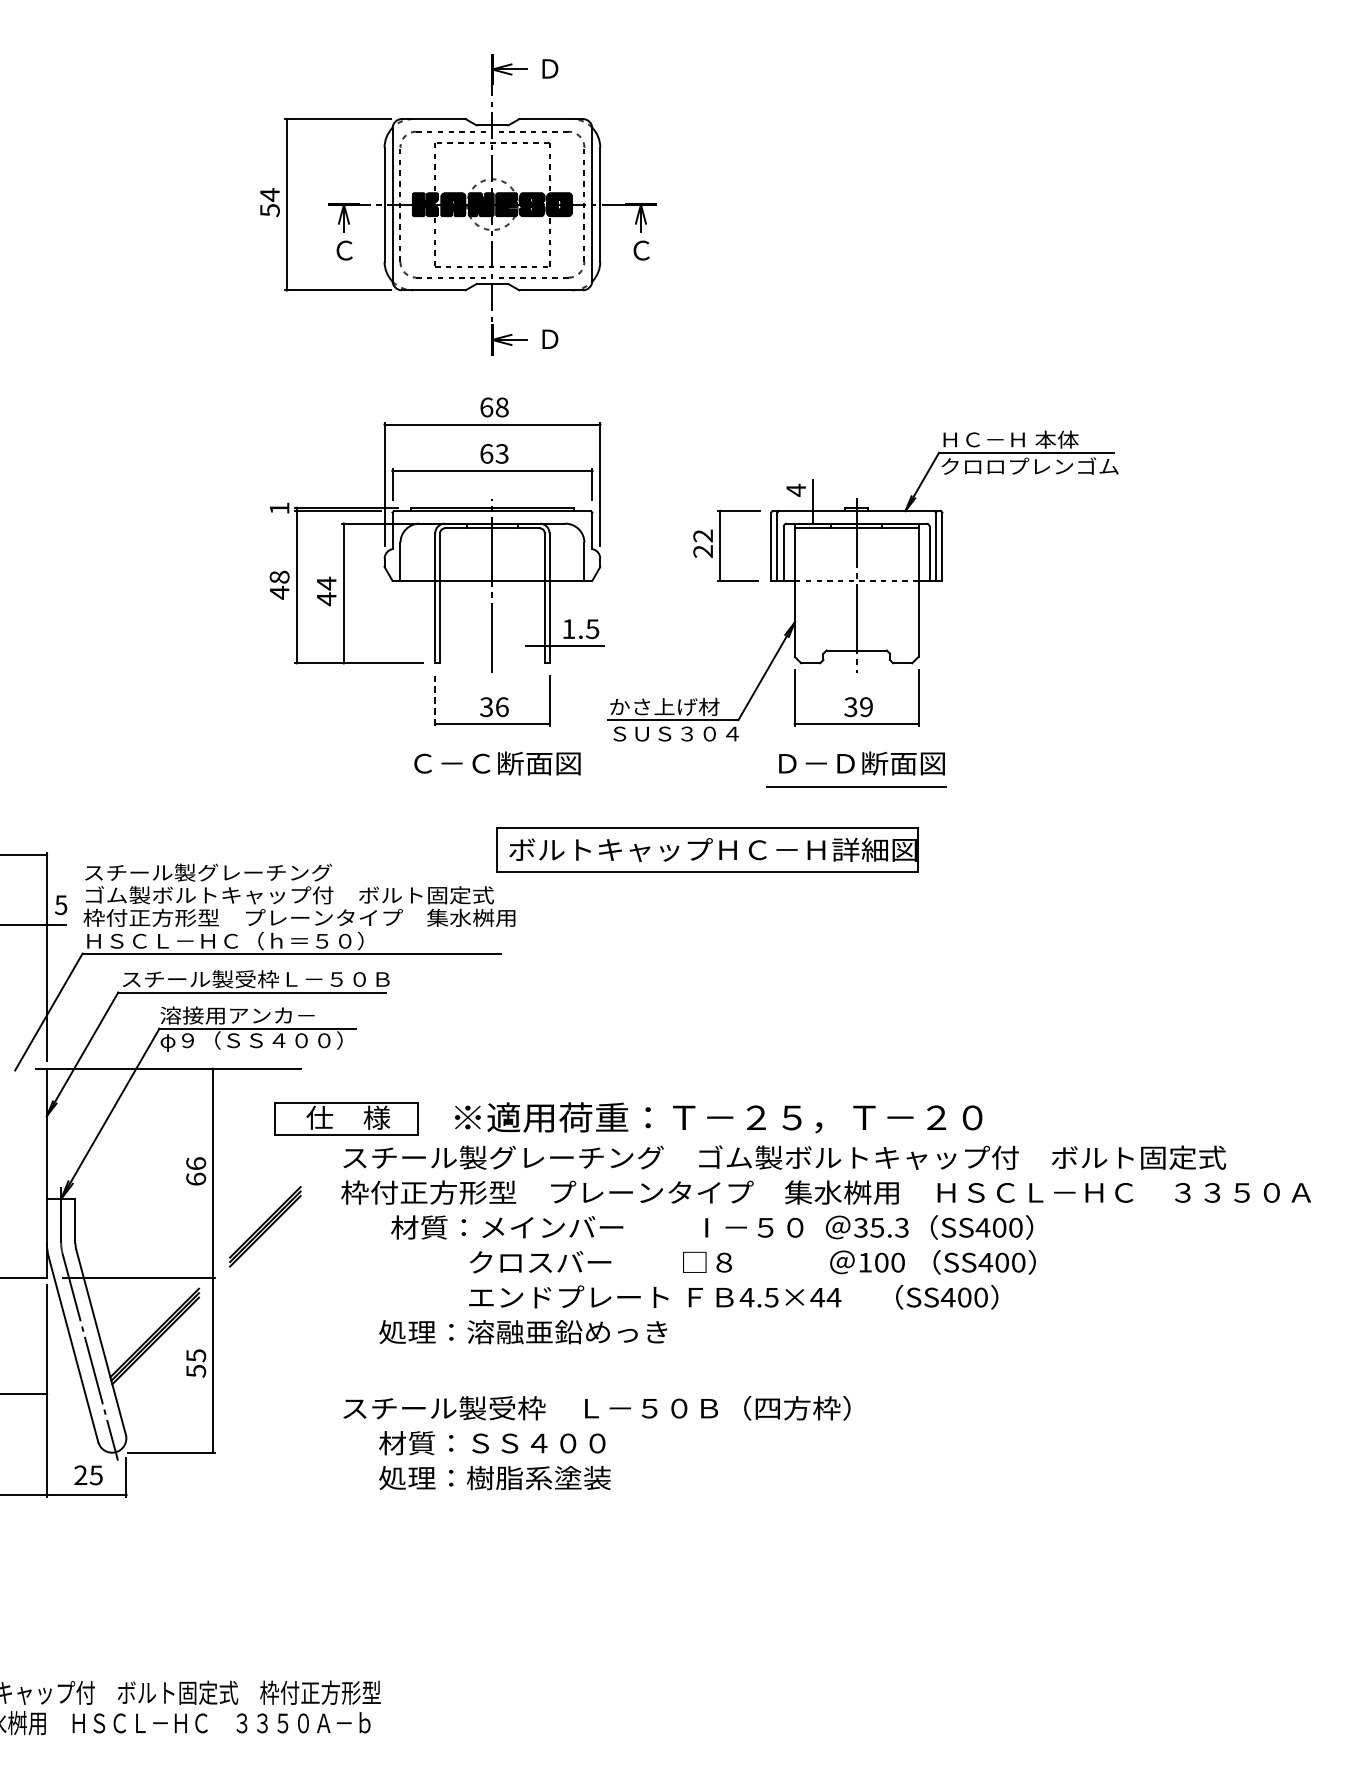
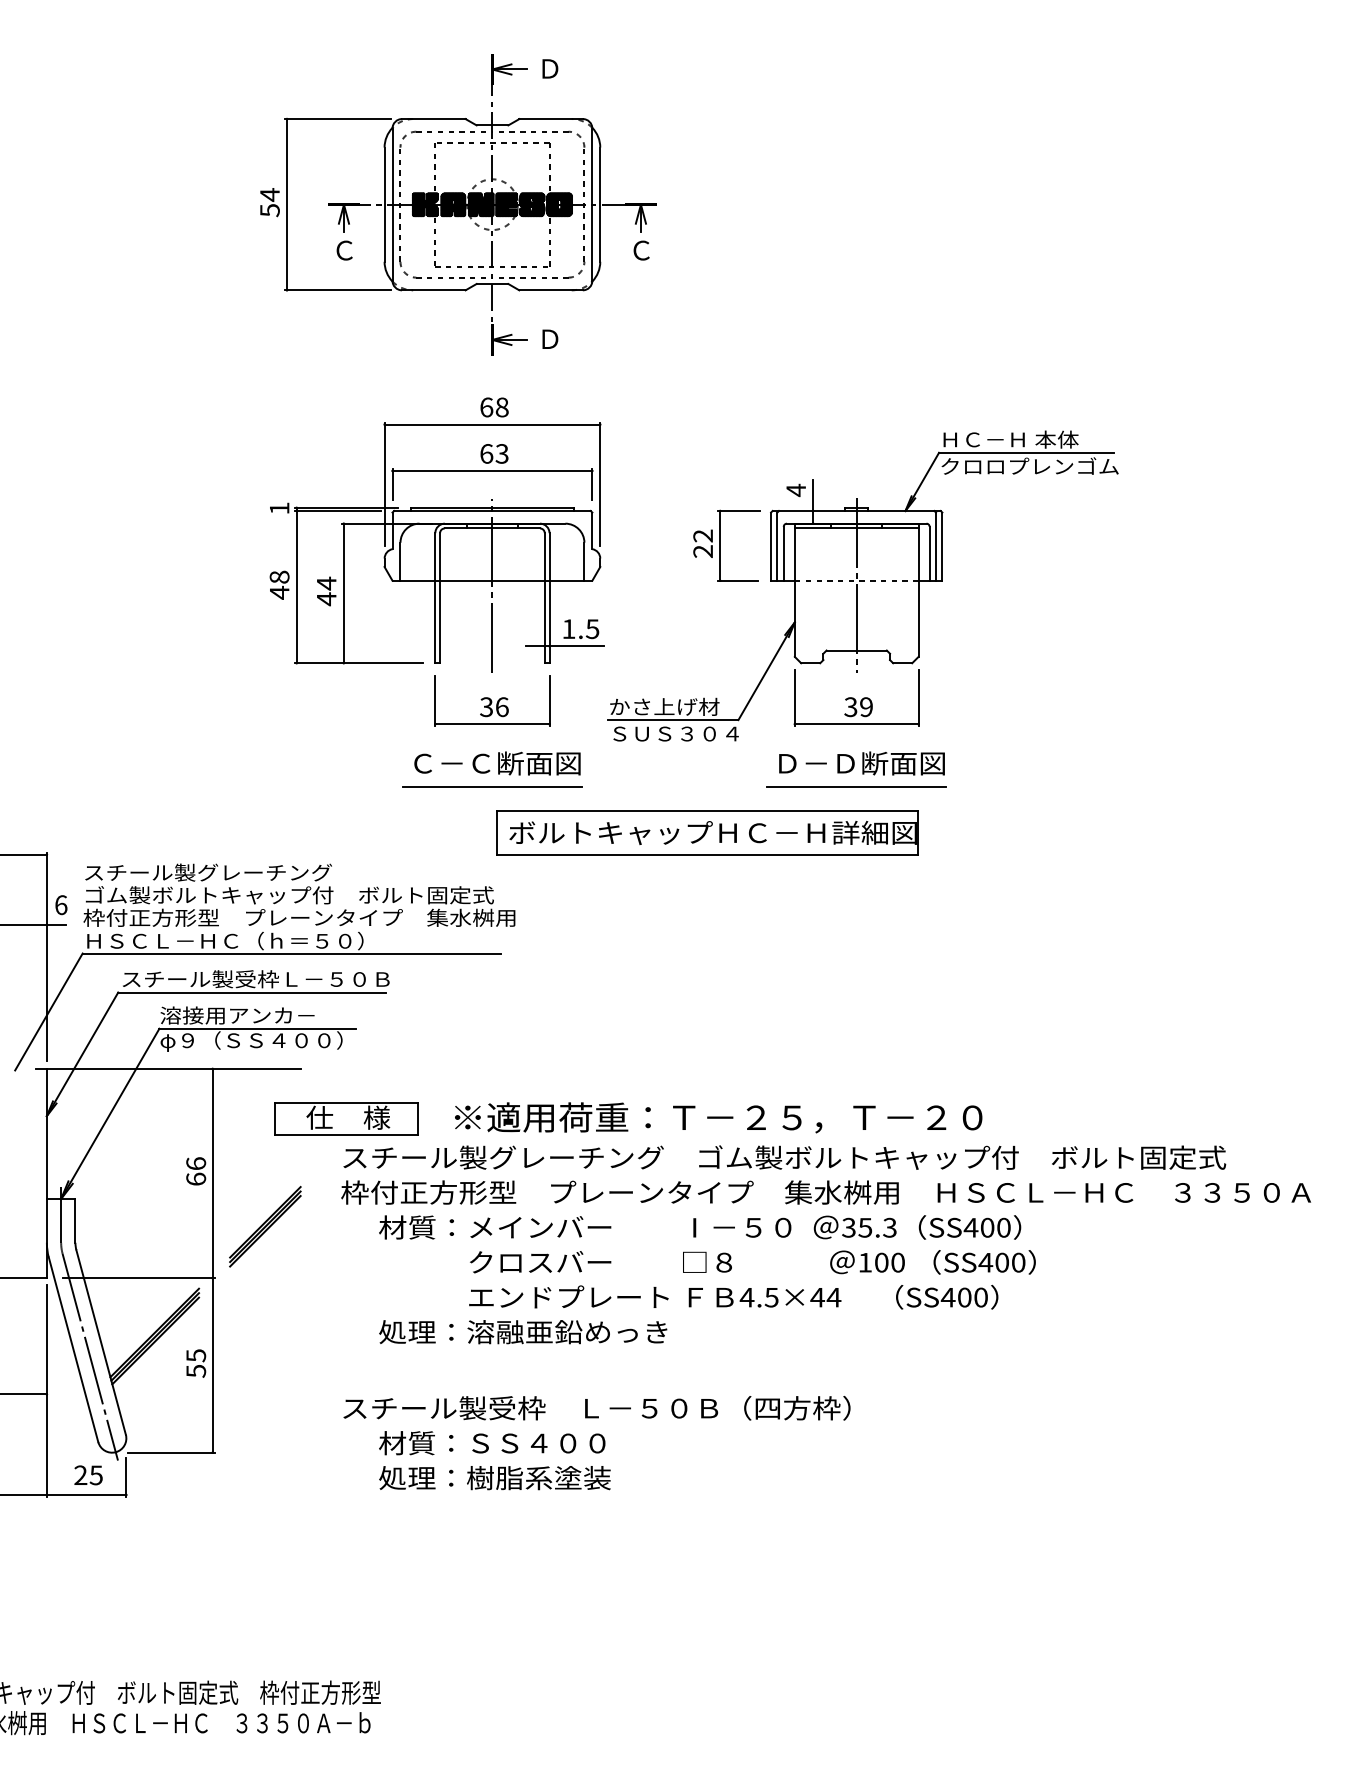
line: dashed -> solid (435, 700)
line: none -> present (492, 786)
part position: (707, 849) -> (707, 832) (707, 832)
text: 5 -> 6 (61, 905)
text position: (712, 1227) -> (700, 1227) (700, 1227)
